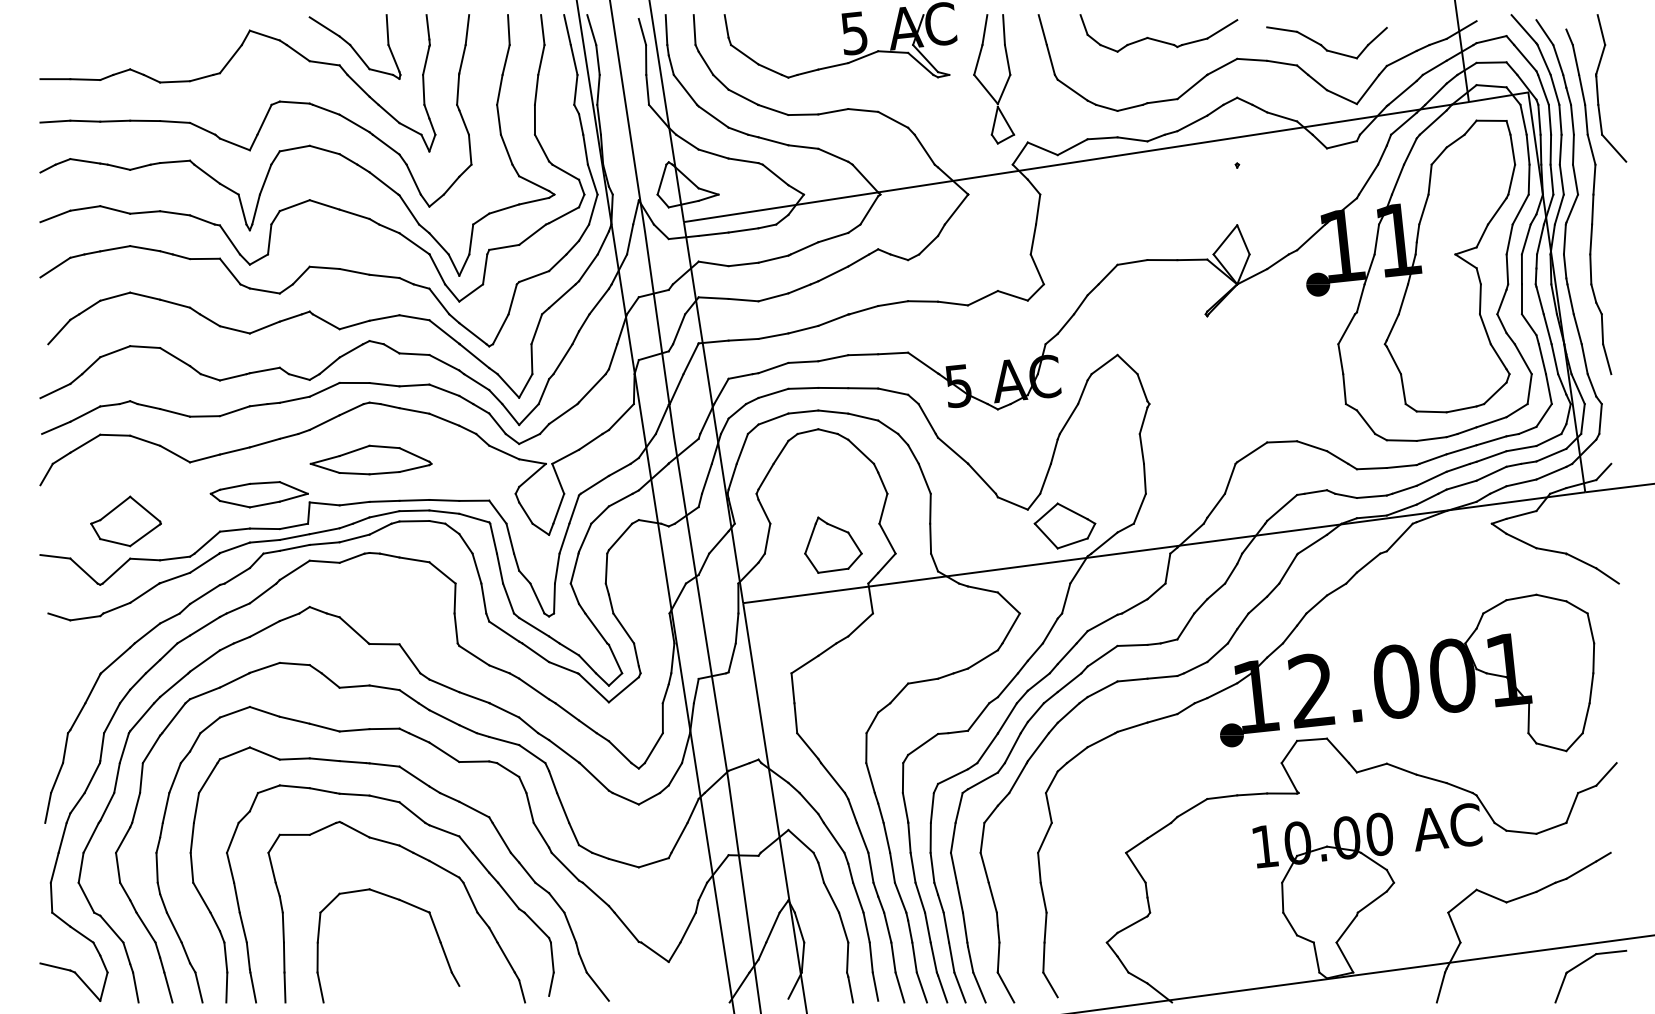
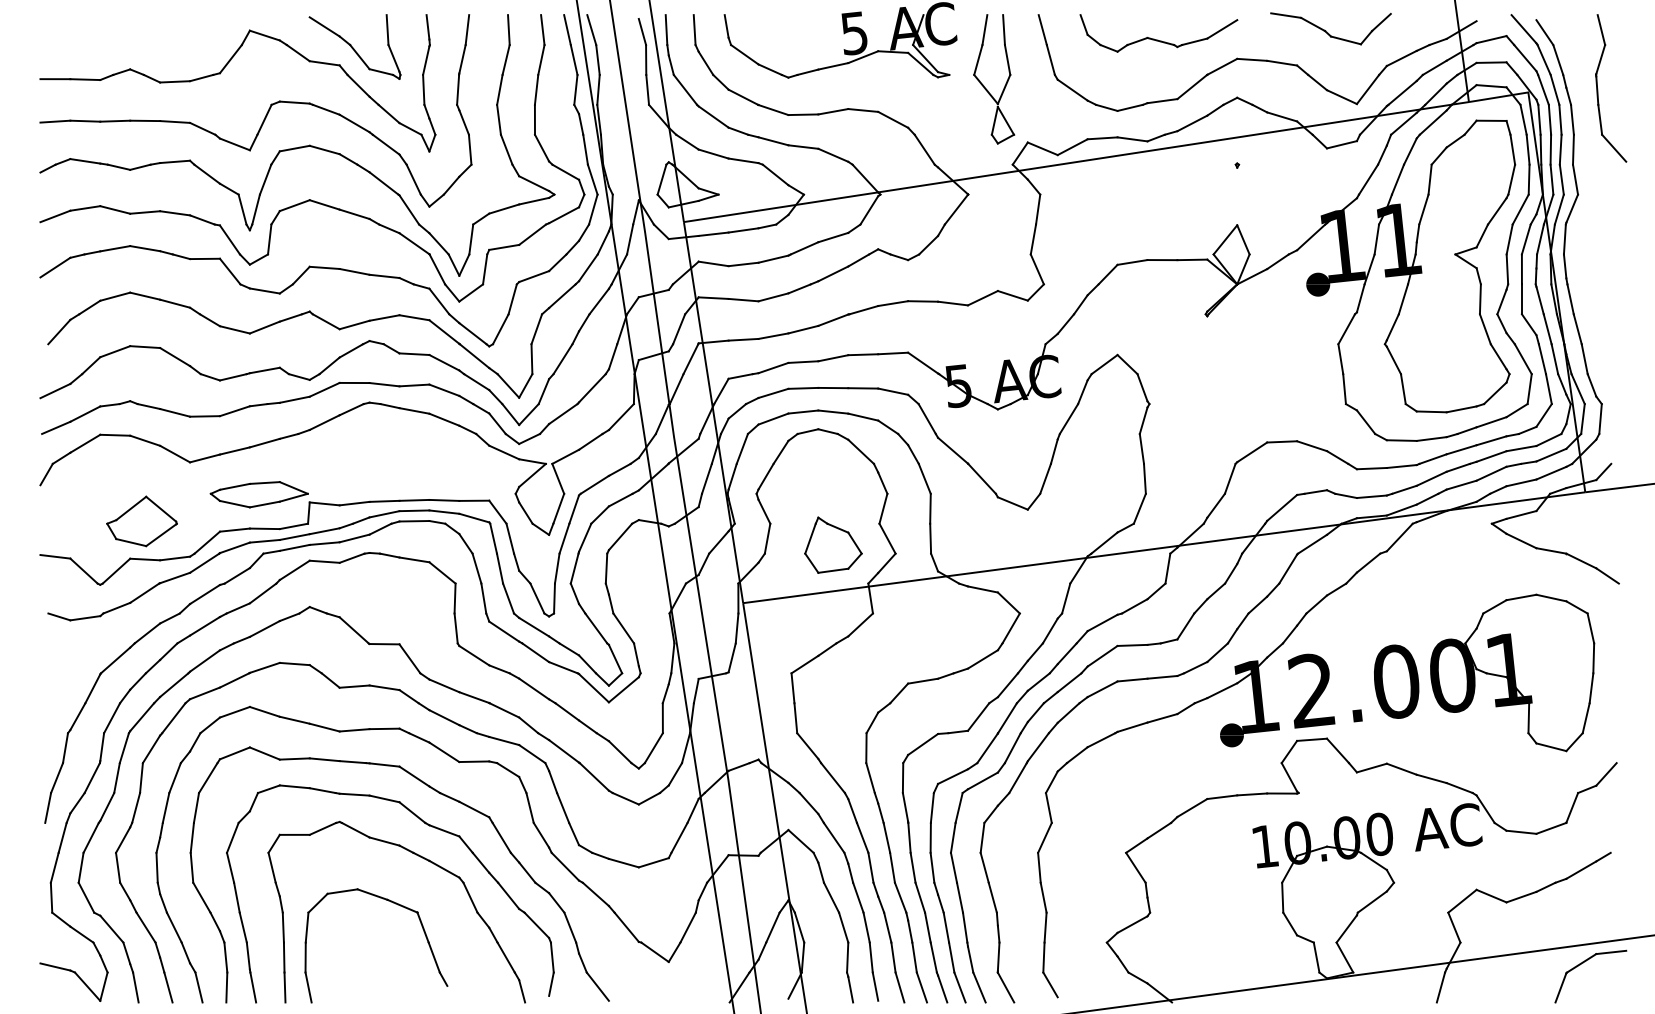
part position: (1326, 42) -> (1330, 28) (1330, 28)
part: present -> none (1588, 201)
part: present -> none (370, 459)
part position: (125, 521) -> (141, 521) (141, 521)
part: present -> none (1064, 525)
part position: (409, 905) -> (397, 905) (397, 905)
